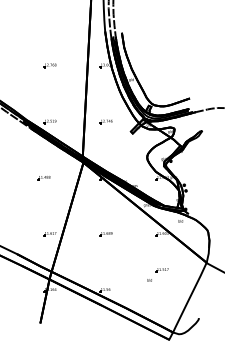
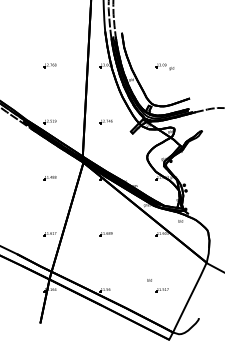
part: none -> present (164, 66)
part position: (43, 178) -> (49, 178) (49, 178)
part position: (161, 270) -> (161, 290) (161, 290)
